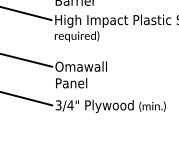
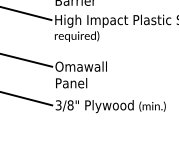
text: 3/4" -> 3/8" (70, 105)
